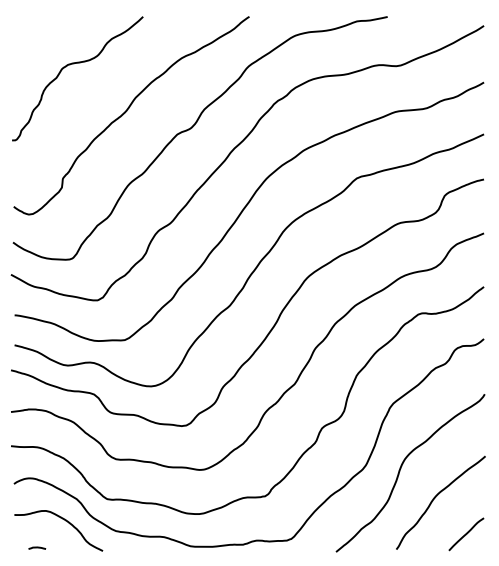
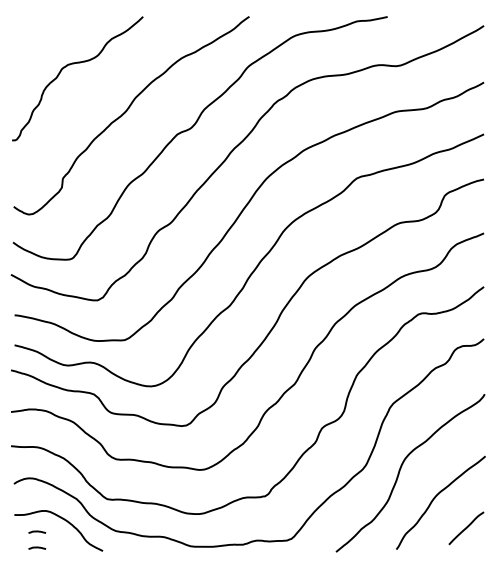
line: none -> present (37, 531)
line position: (466, 534) -> (466, 528) (466, 528)
